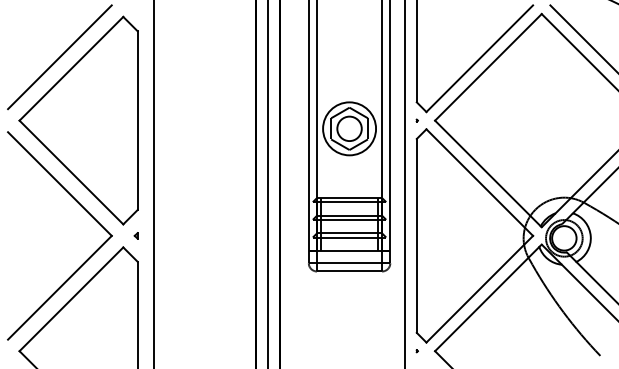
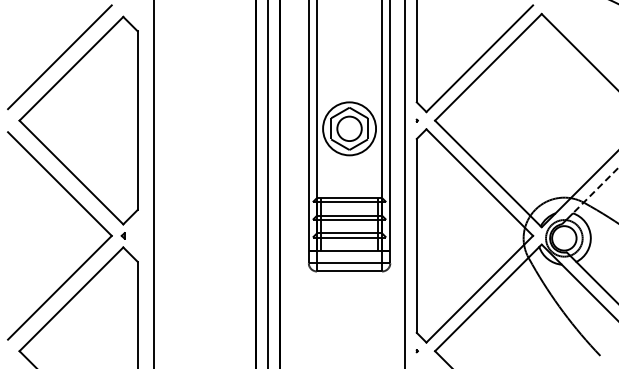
line: present -> none (582, 37)
line: solid -> dashed (595, 190)
part position: (135, 235) -> (122, 235) (122, 235)
